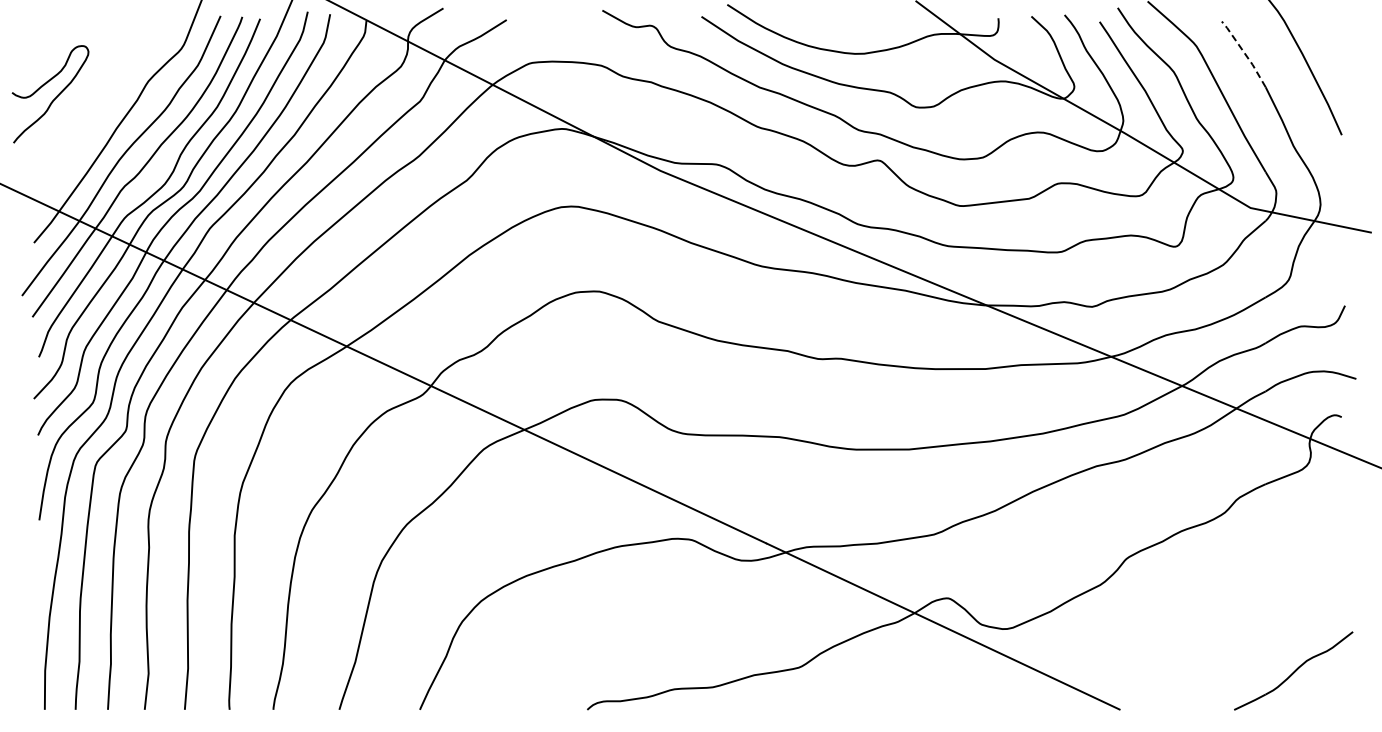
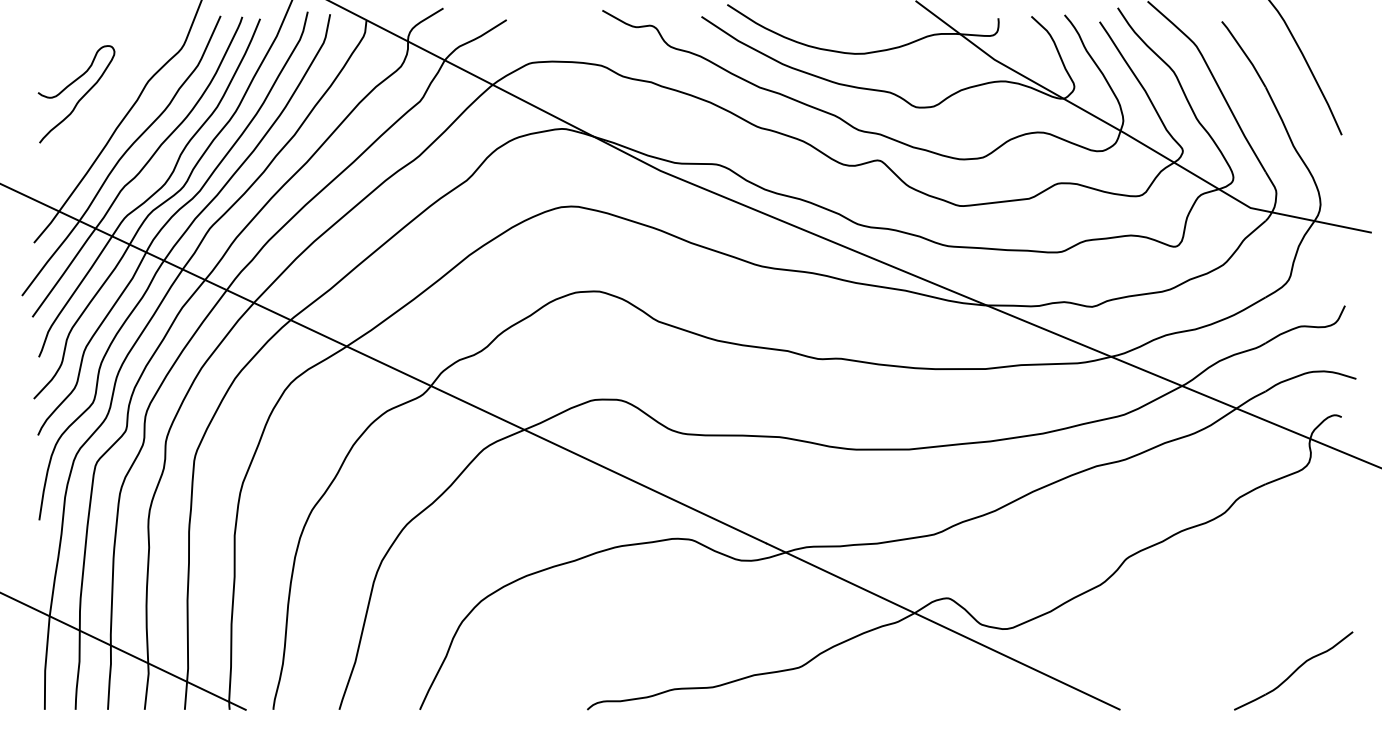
line: dashed -> solid (1244, 53)
curve position: (54, 98) -> (80, 98) (80, 98)
line: none -> present (123, 651)
